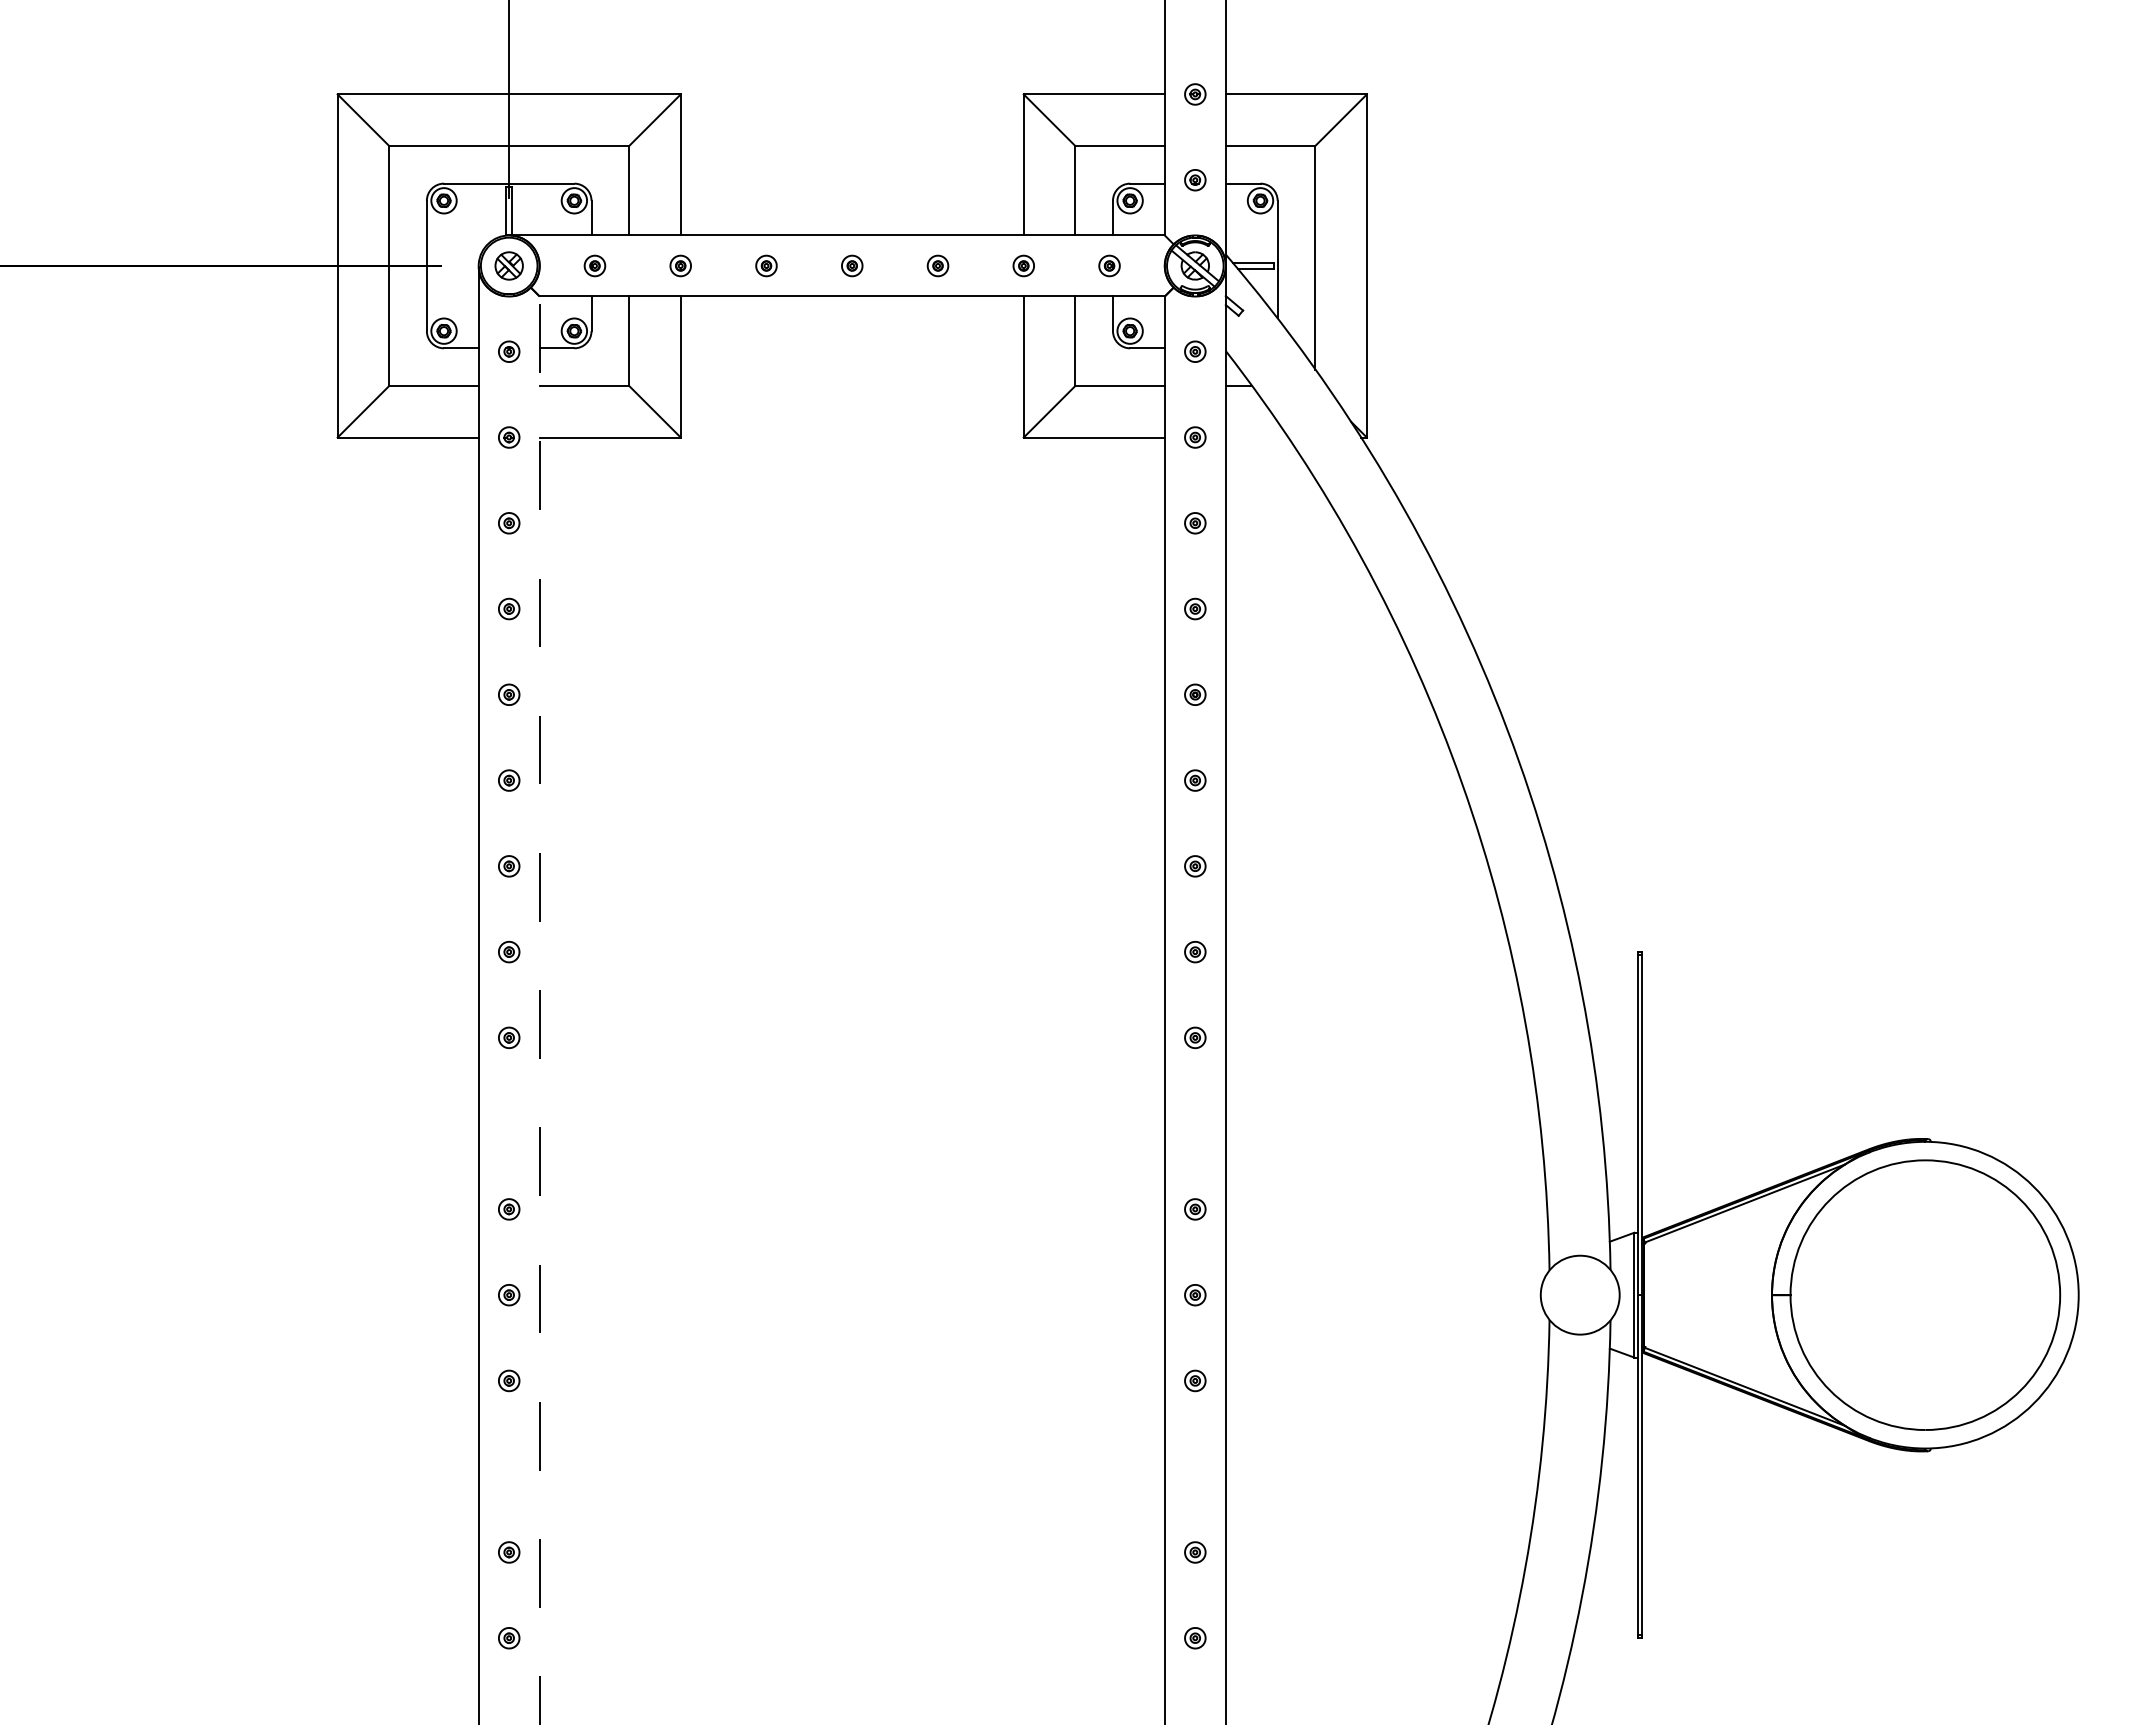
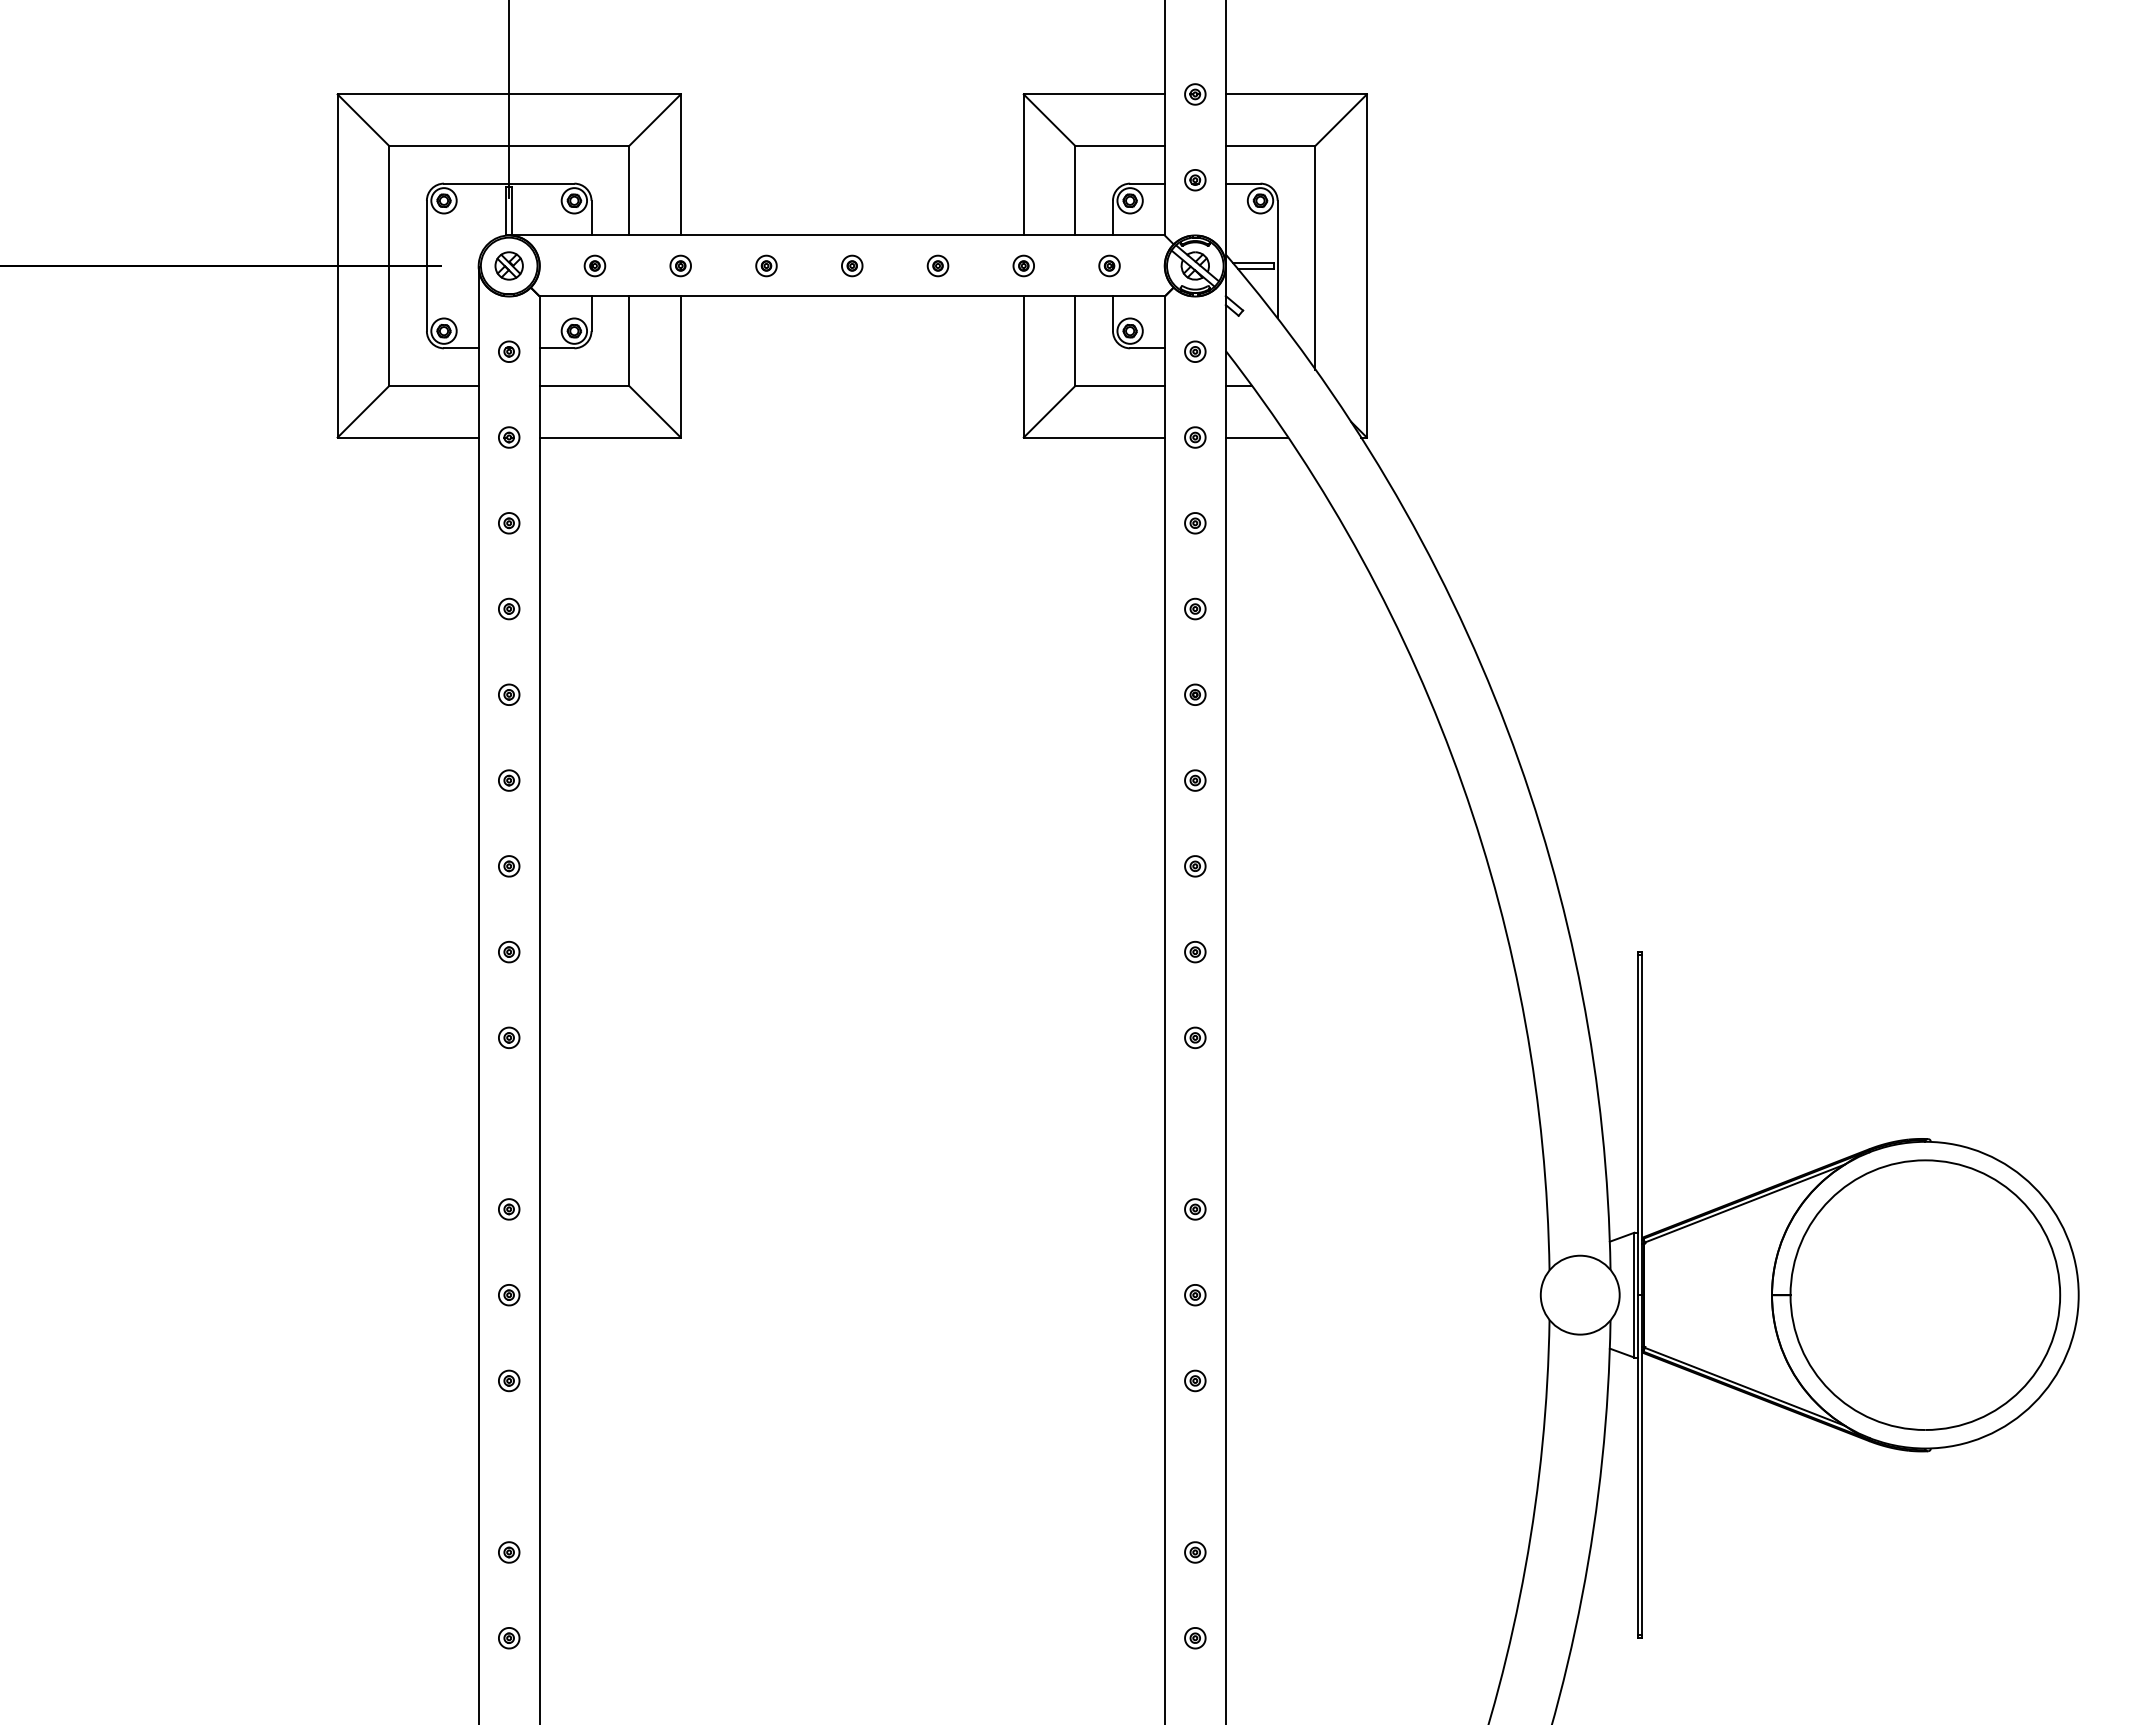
line: none -> present (1256, 437)
line: dashed -> solid (539, 1010)
